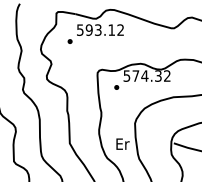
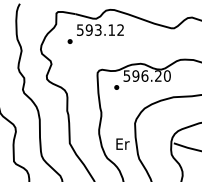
text: 574.32 -> 596.20 (151, 75)
